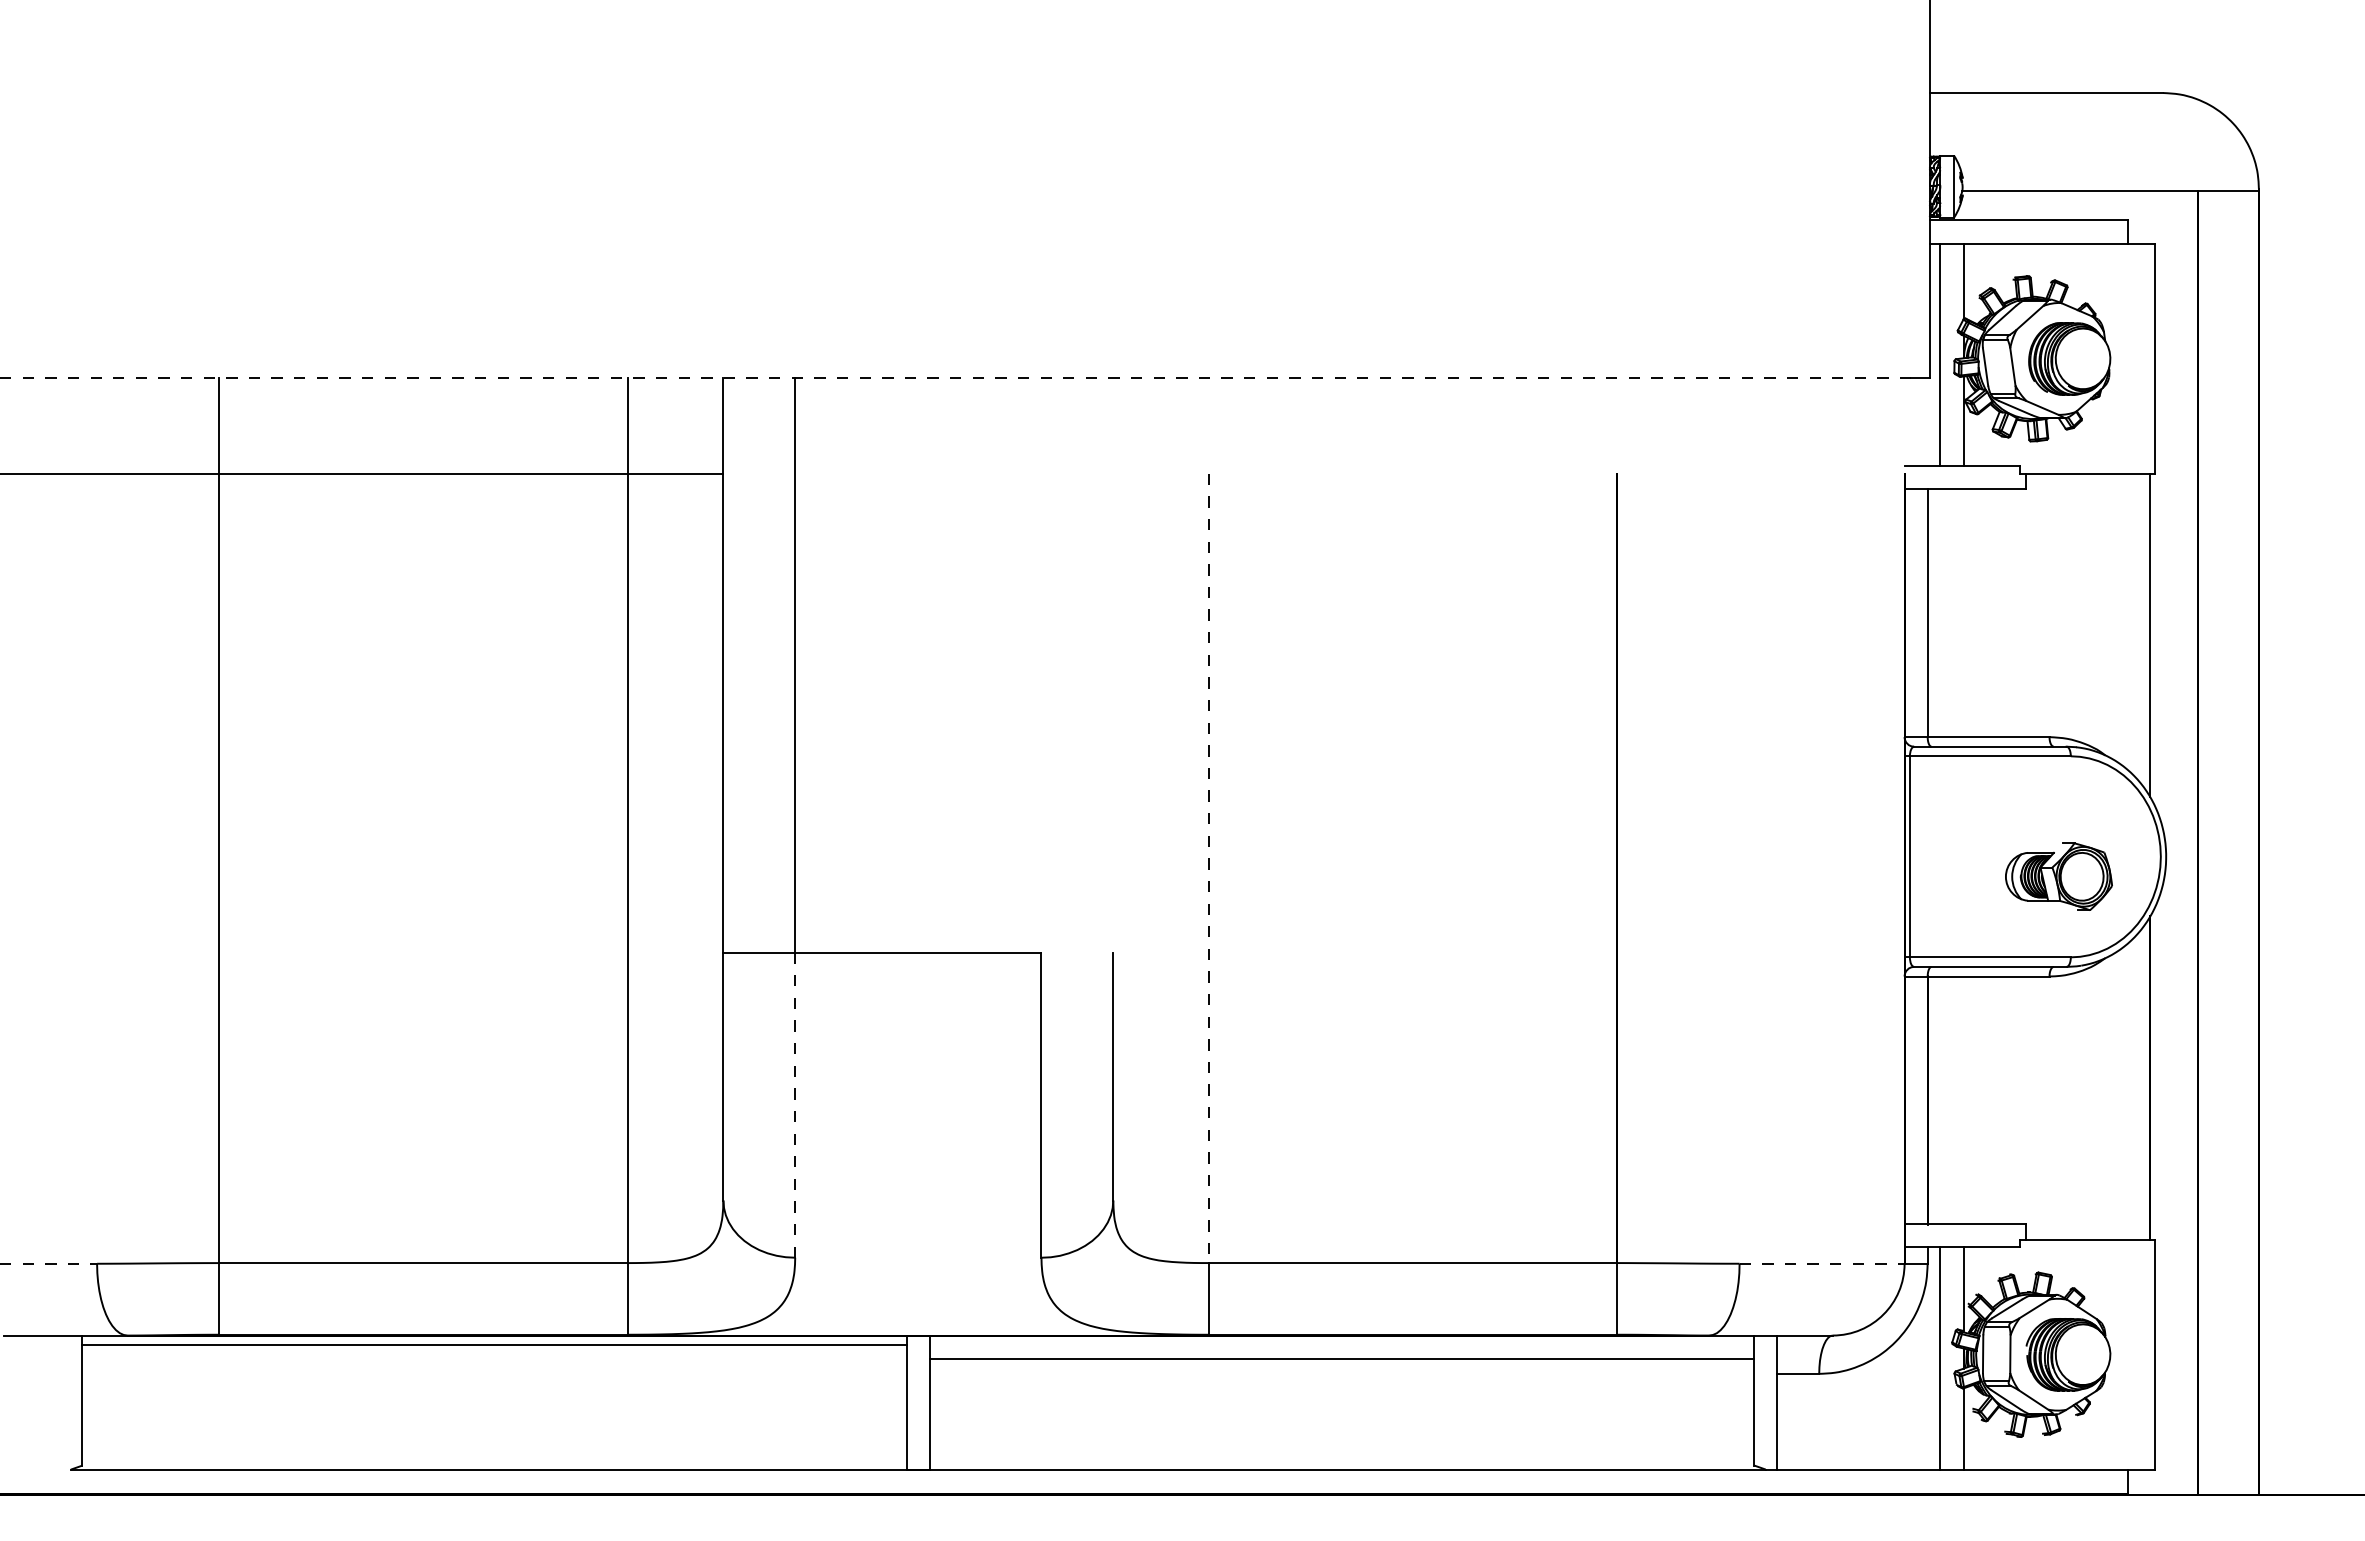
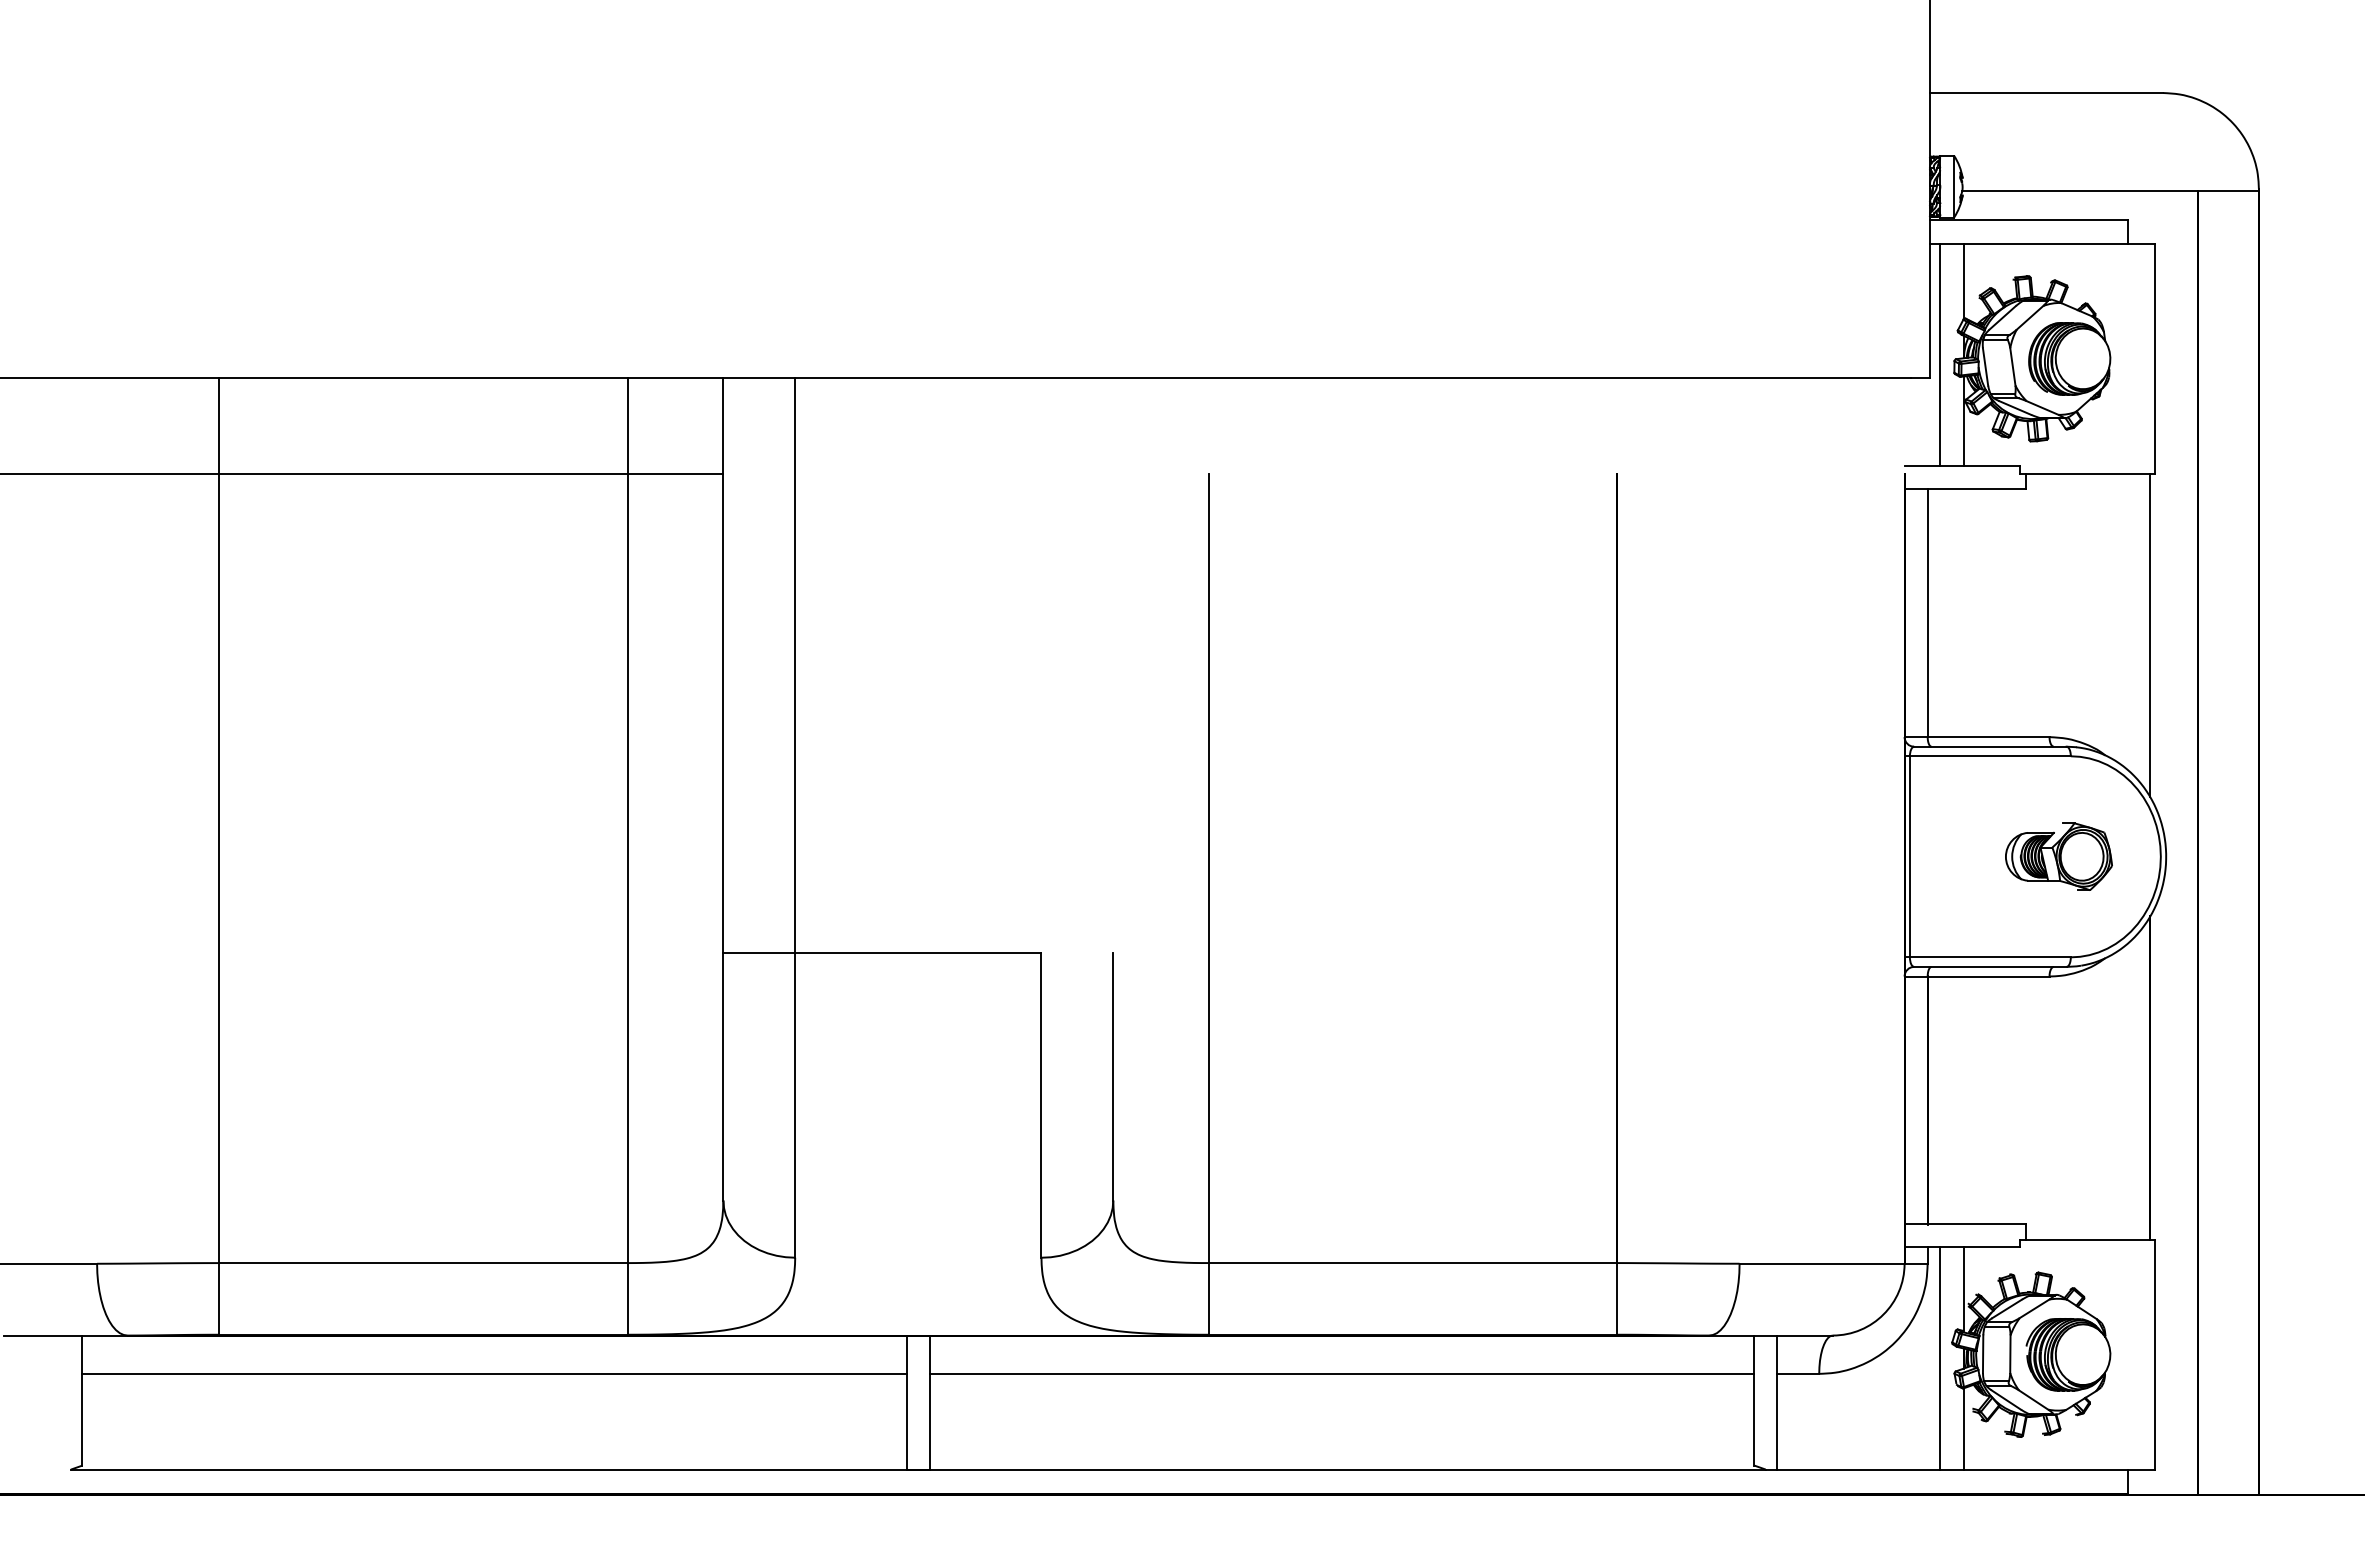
line: dashed -> solid (955, 378)
line: dashed -> solid (1209, 868)
part position: (2058, 876) -> (2058, 856) (2058, 856)
line: dashed -> solid (795, 1105)
line: dashed -> solid (49, 1263)
line: dashed -> solid (1822, 1263)
line position: (494, 1344) -> (494, 1373) (494, 1373)
line position: (1341, 1358) -> (1341, 1373) (1341, 1373)
